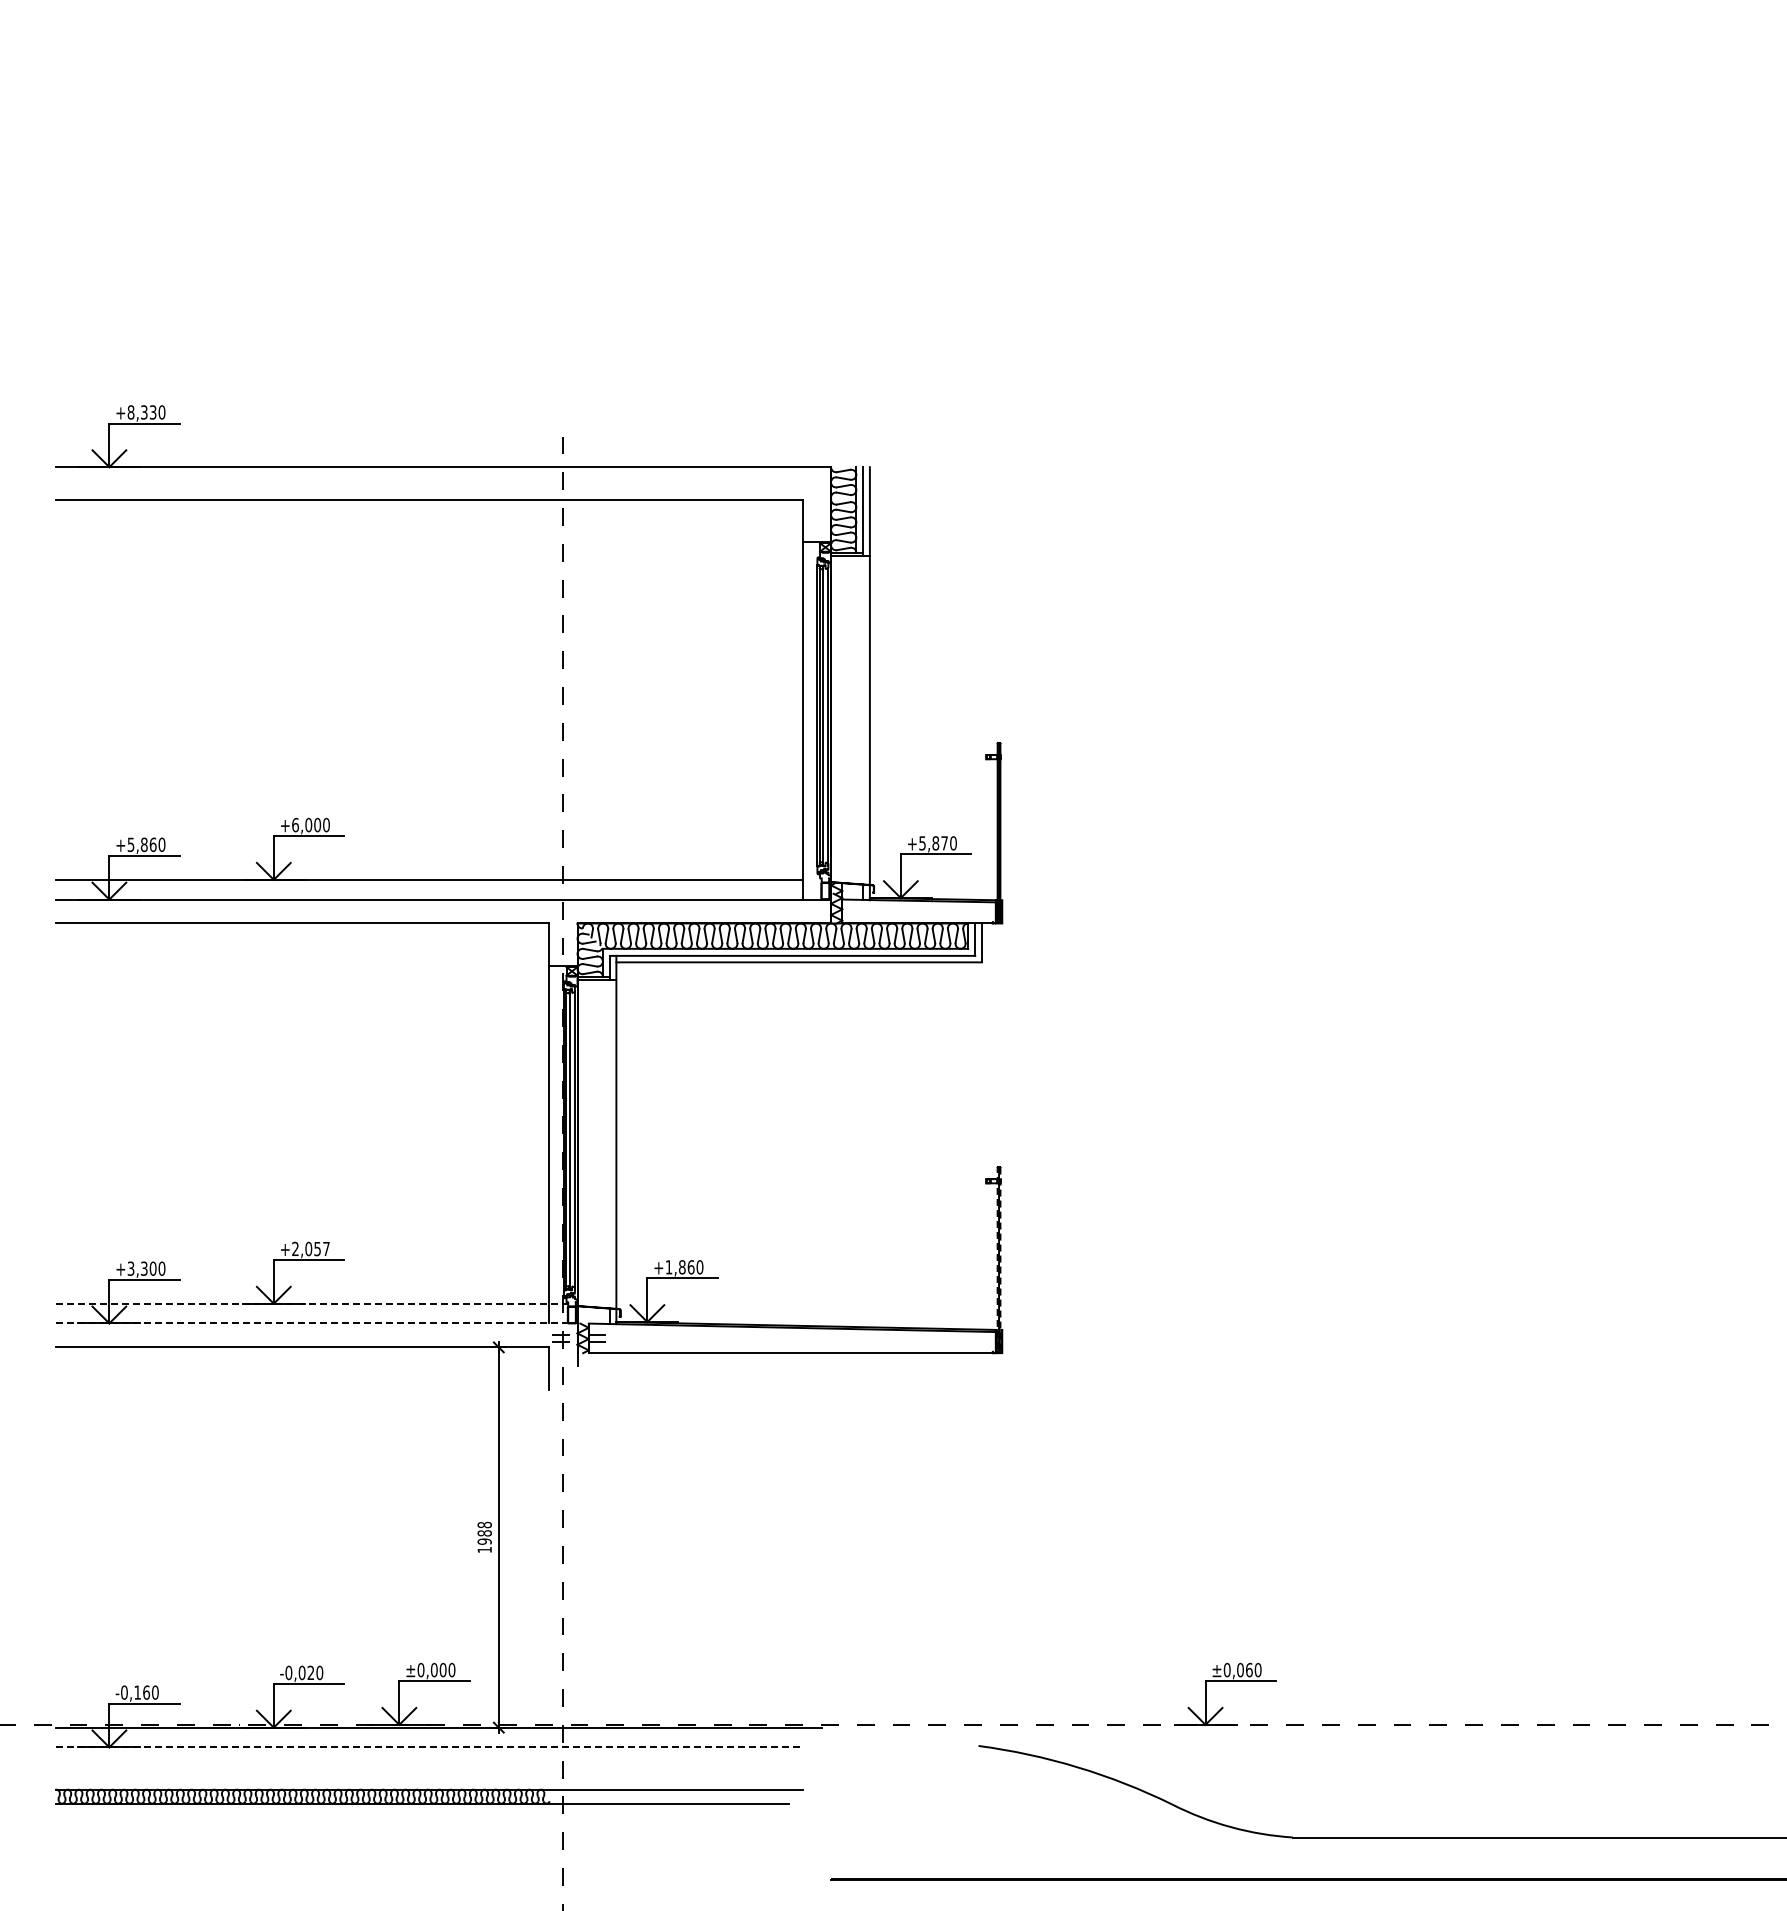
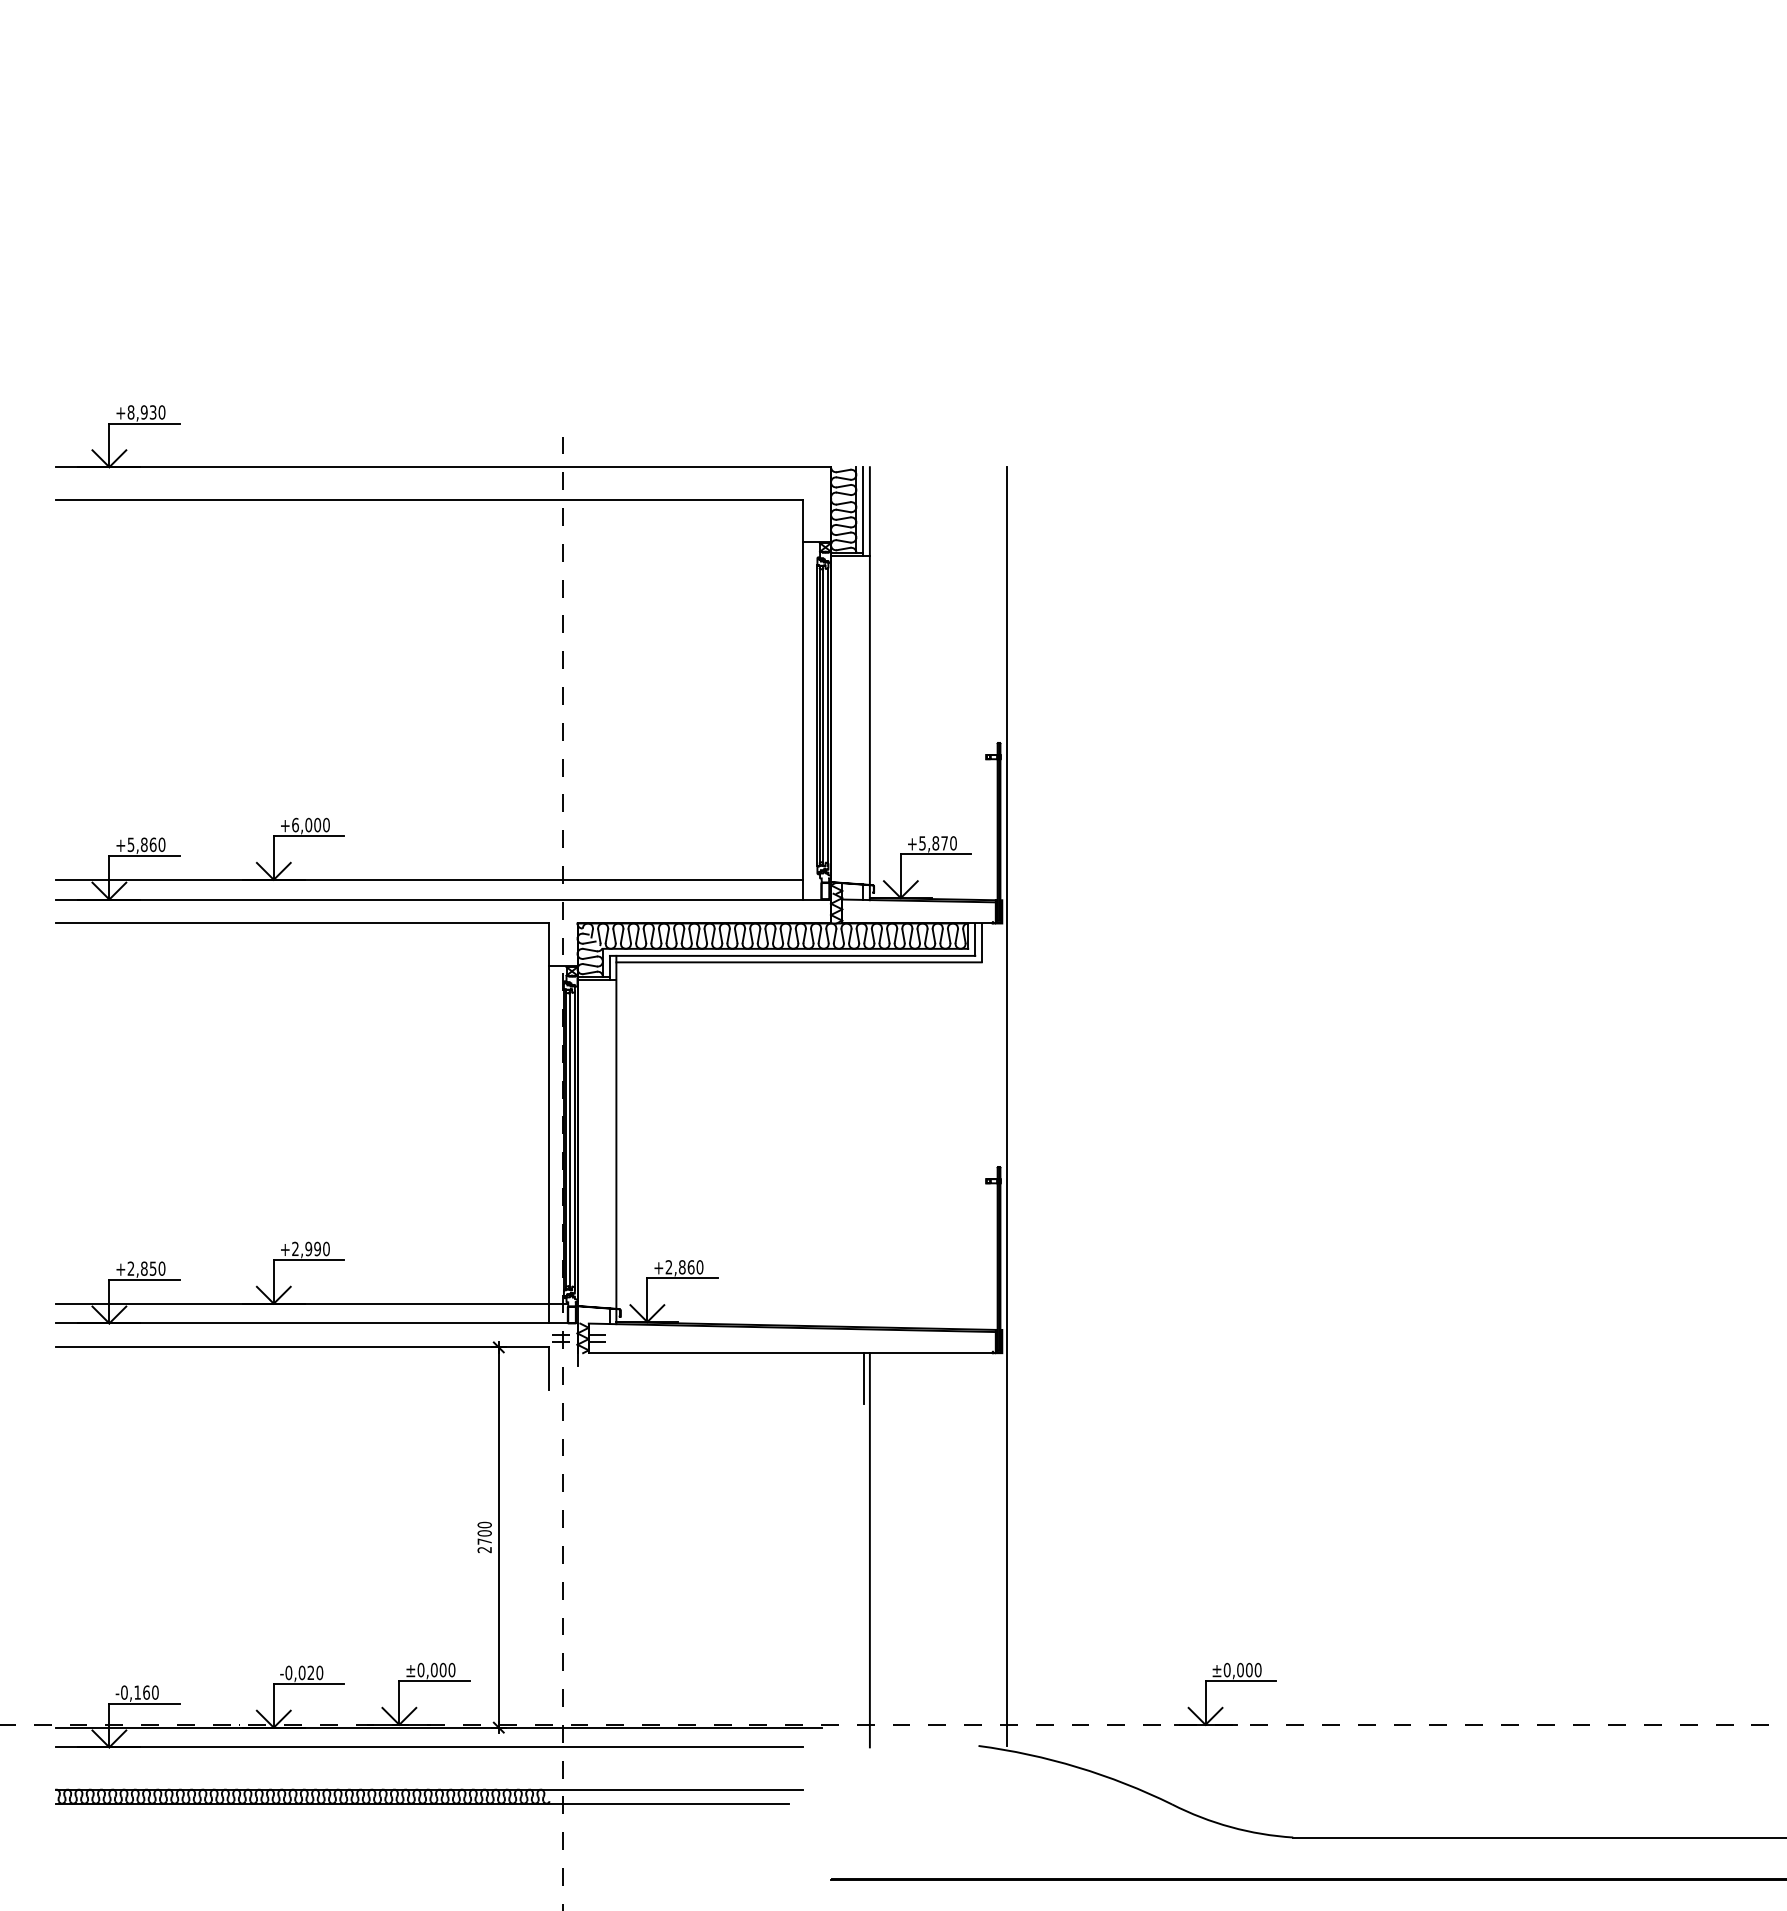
text: +8,330 -> +8,930 (143, 412)
line: none -> present (1007, 1106)
text: +2,057 -> +2,990 (317, 1248)
text: +1,860 -> +2,860 (668, 1267)
text: +3,300 -> +2,850 (141, 1268)
line: dashed -> solid (312, 1303)
line: dashed -> solid (316, 1323)
line: dashed -> solid (998, 1350)
line: none -> present (864, 1378)
text: 1988 -> 2700 (484, 1537)
line: none -> present (869, 1550)
text: ±0,060 -> ±0,000 (1249, 1669)
line: dashed -> solid (429, 1747)
